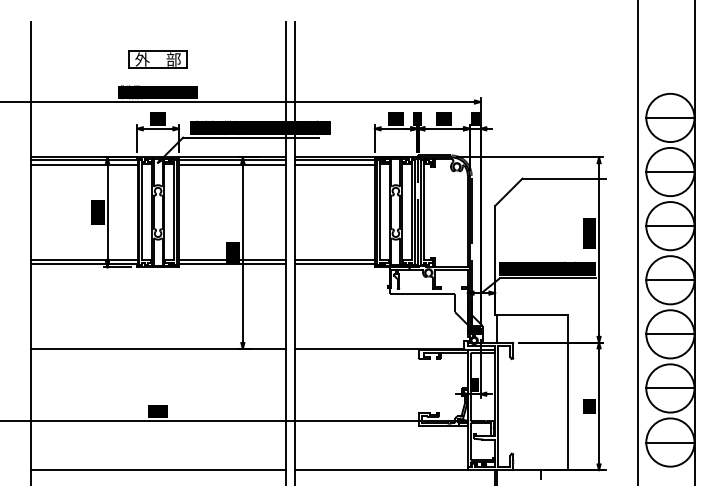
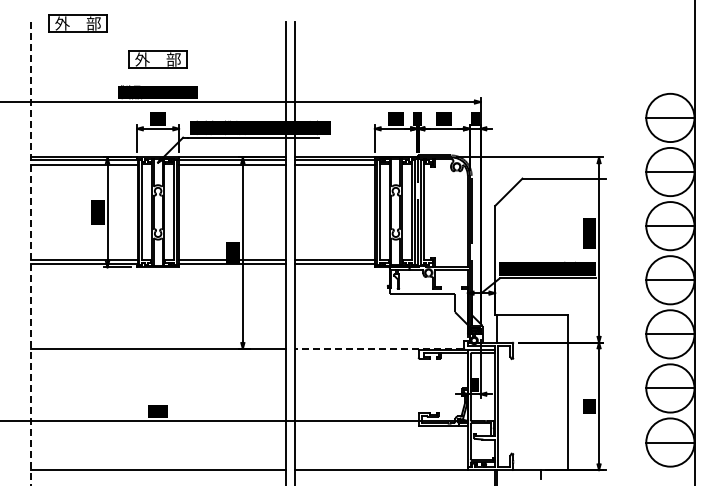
part: none -> present (77, 23)
line: present -> none (638, 242)
line: solid -> dashed (30, 253)
line: solid -> dashed (378, 348)
